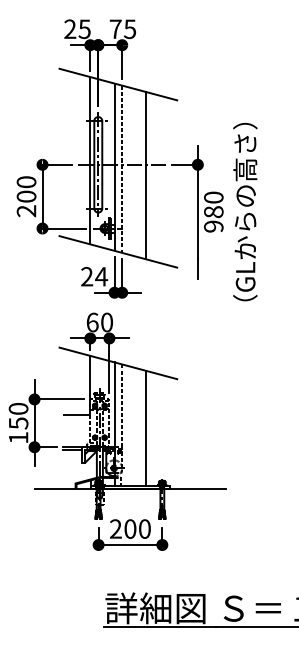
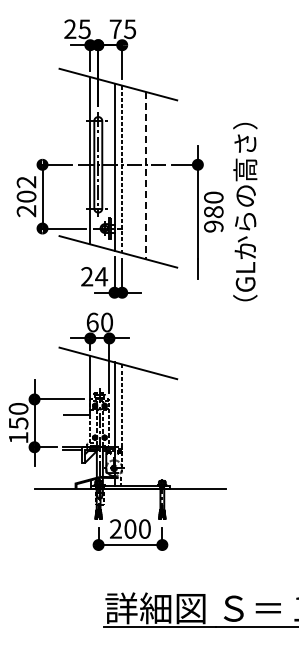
line: solid -> dashed (146, 175)
text: 200 -> 202 (26, 182)
line: present -> none (146, 427)
